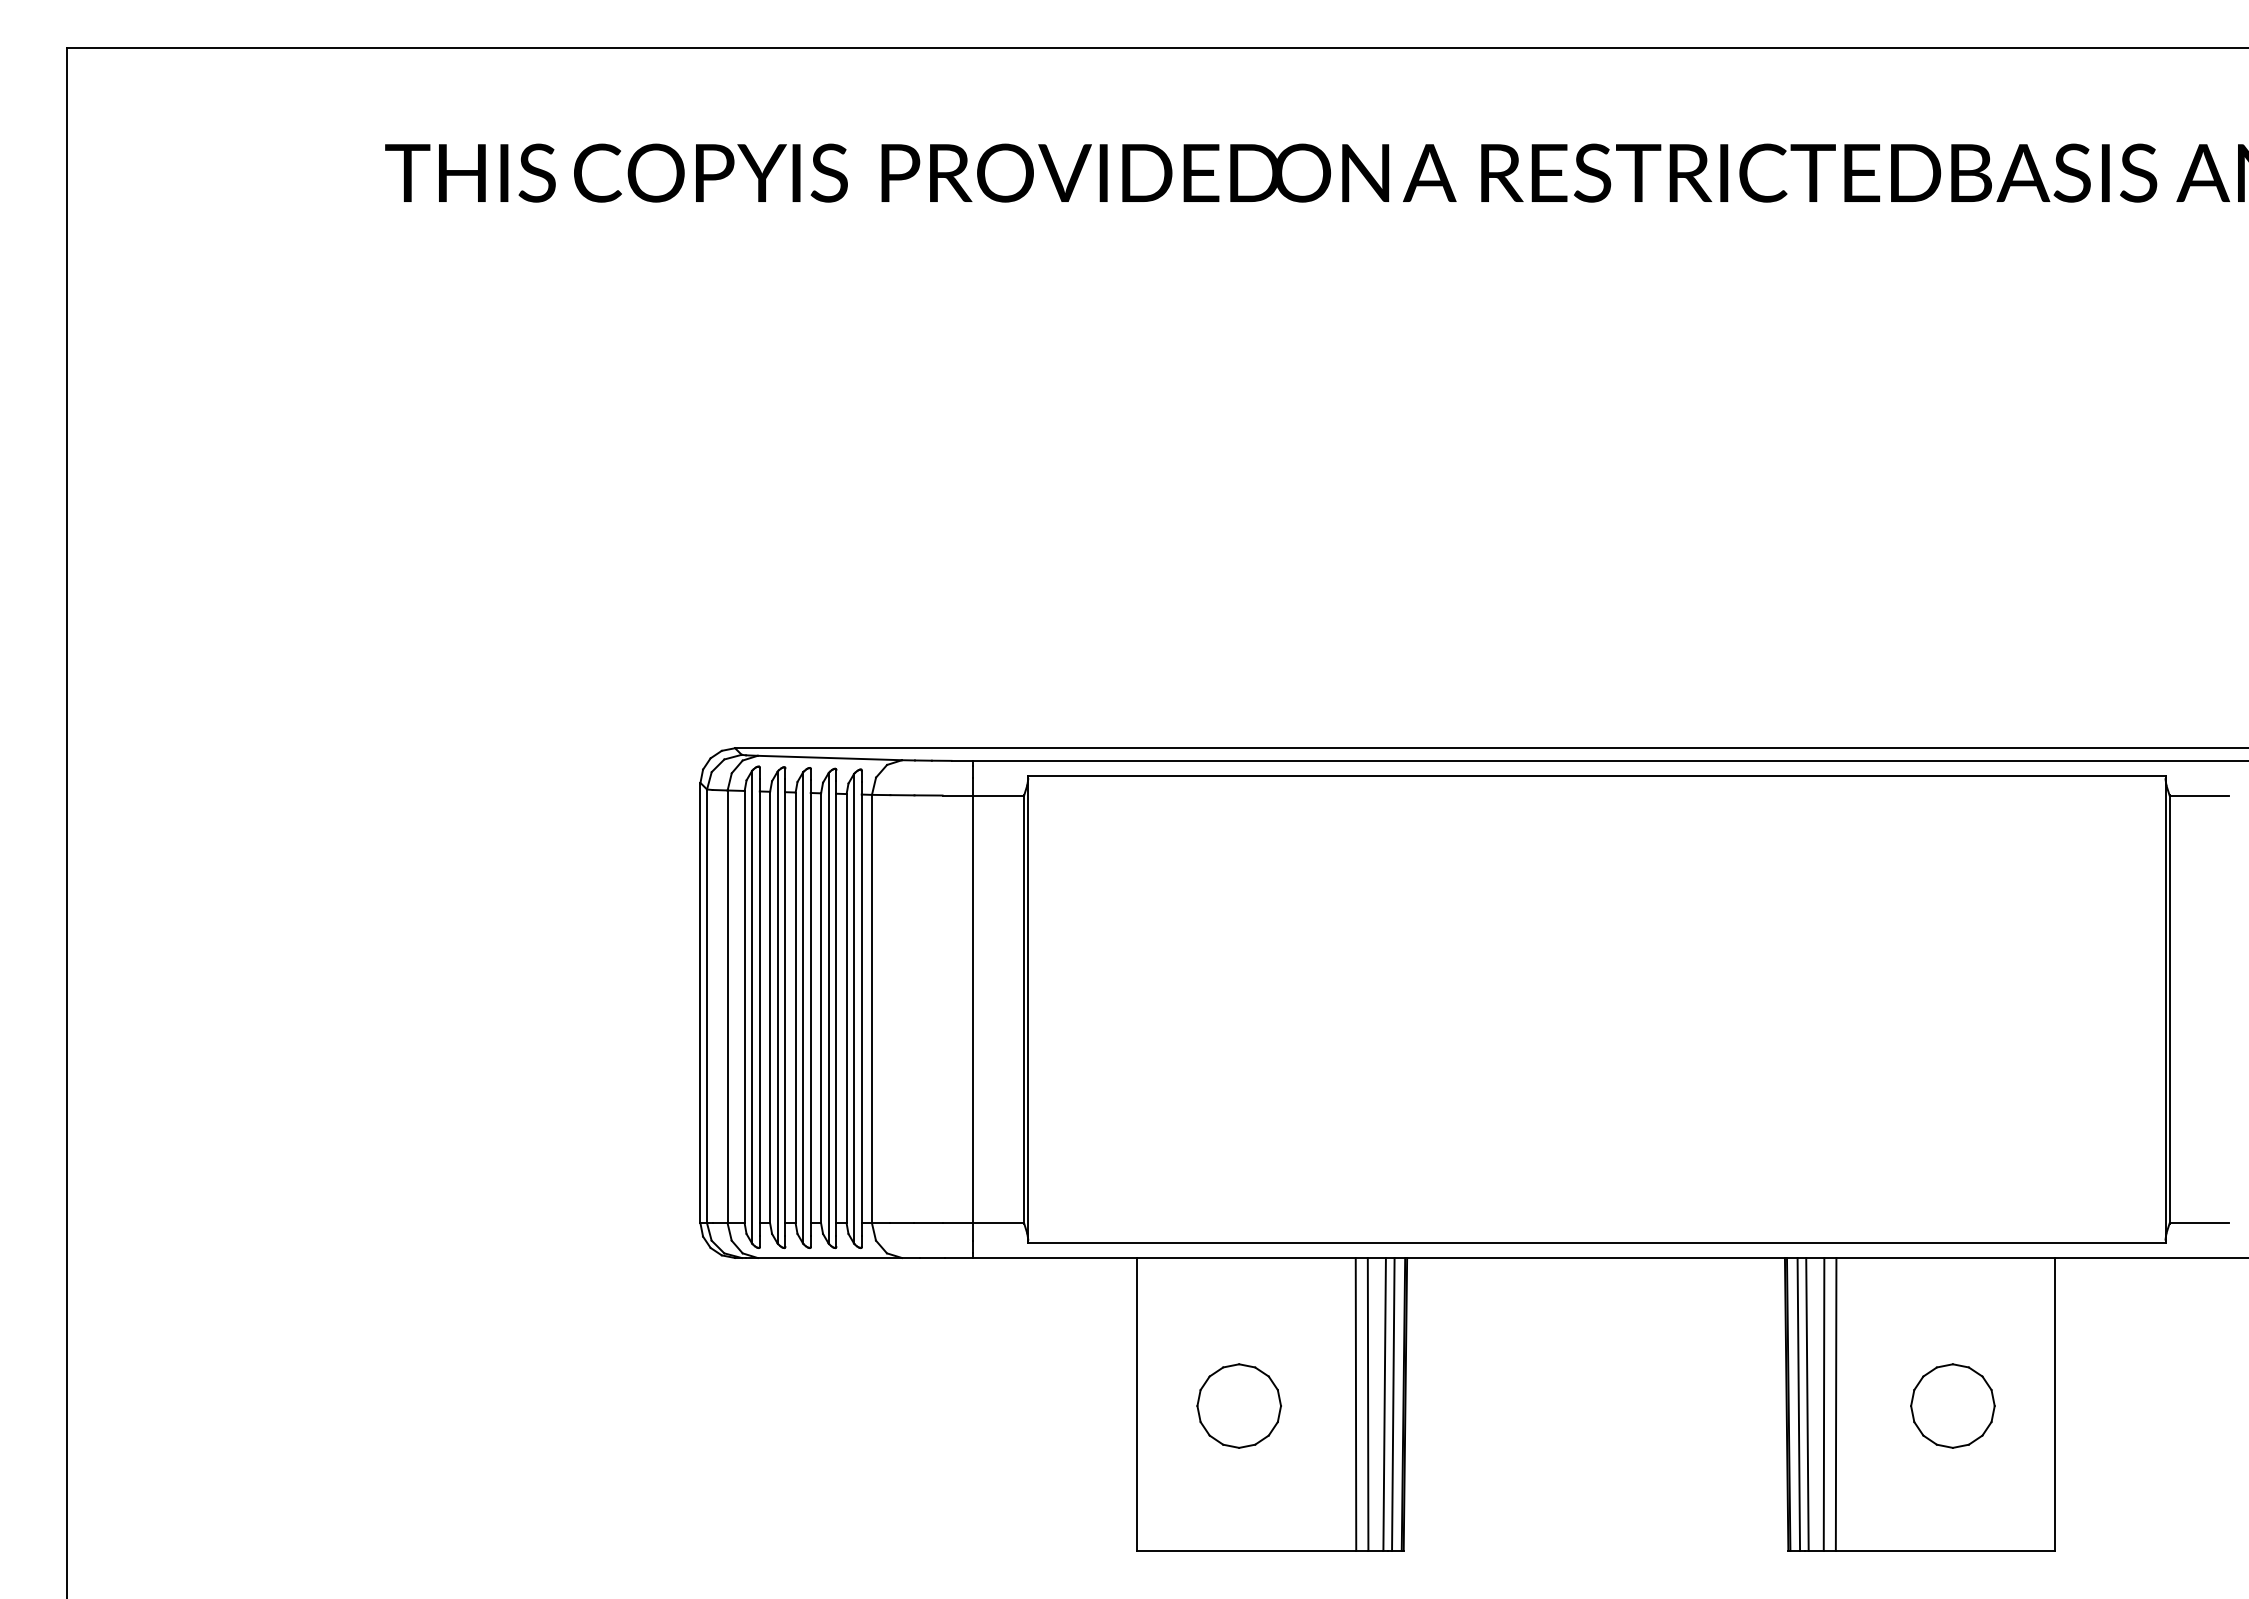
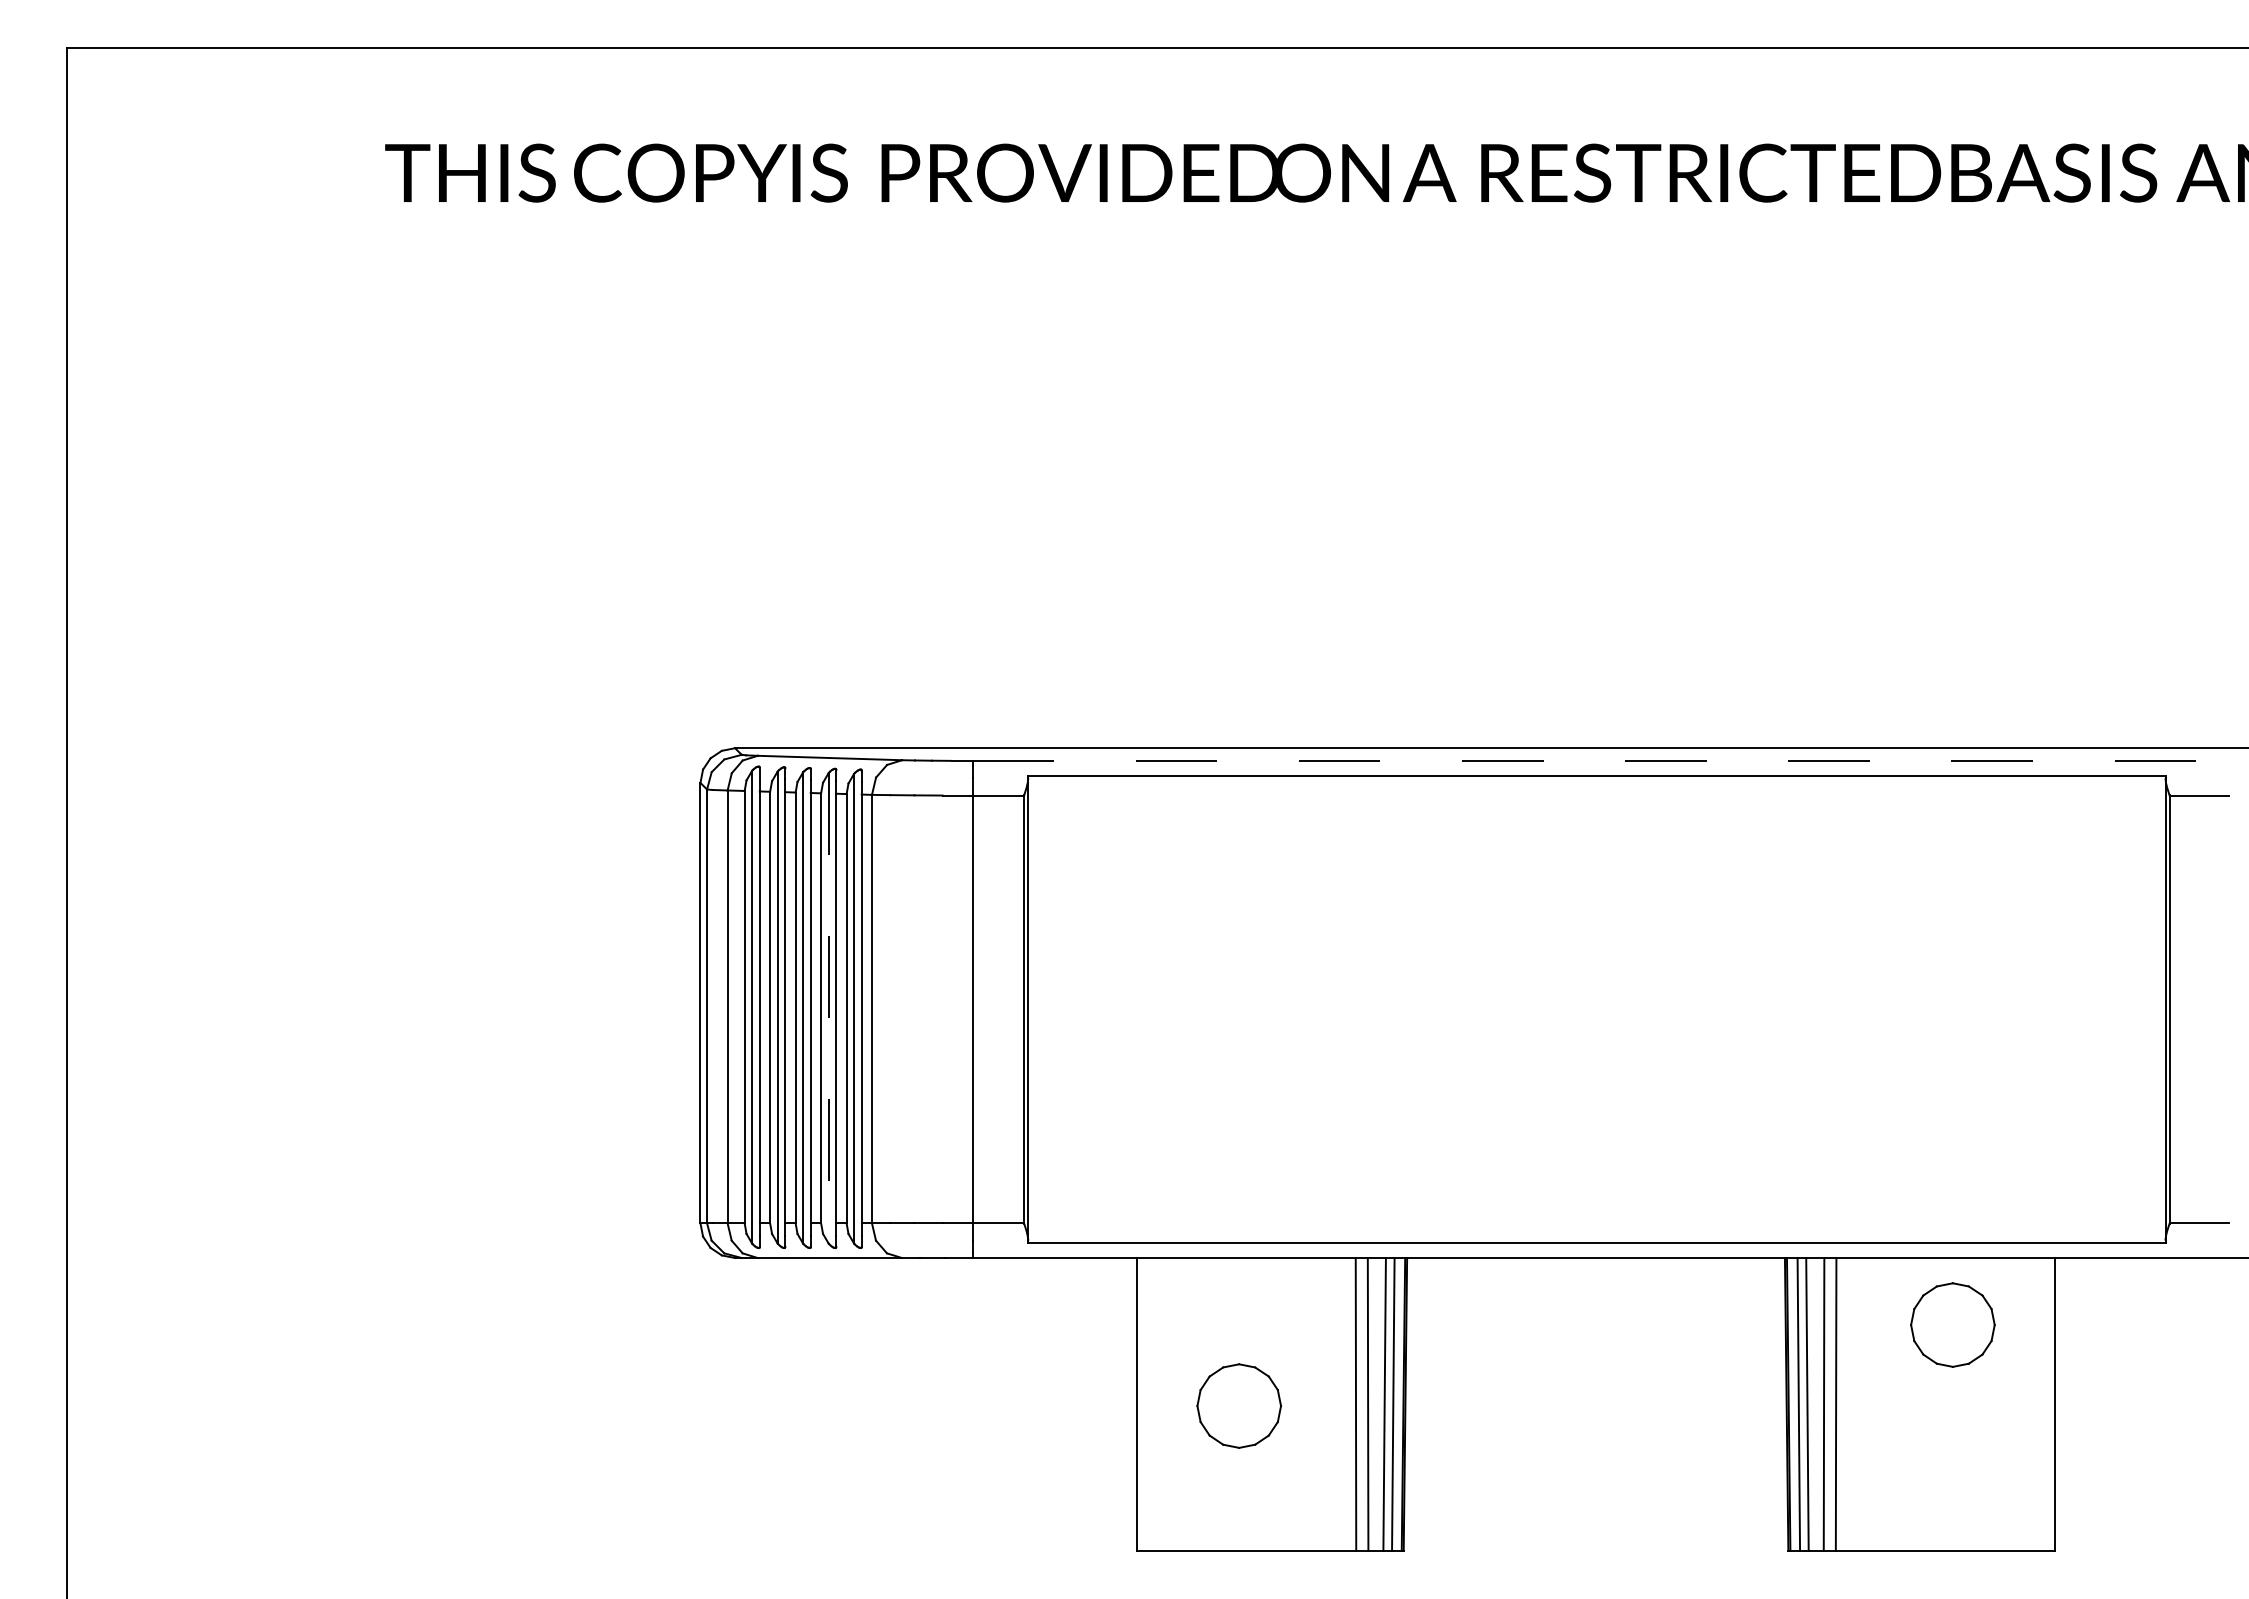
line: solid -> dashed (1610, 760)
line: solid -> dashed (828, 1008)
part position: (1952, 1405) -> (1952, 1324) (1952, 1324)
